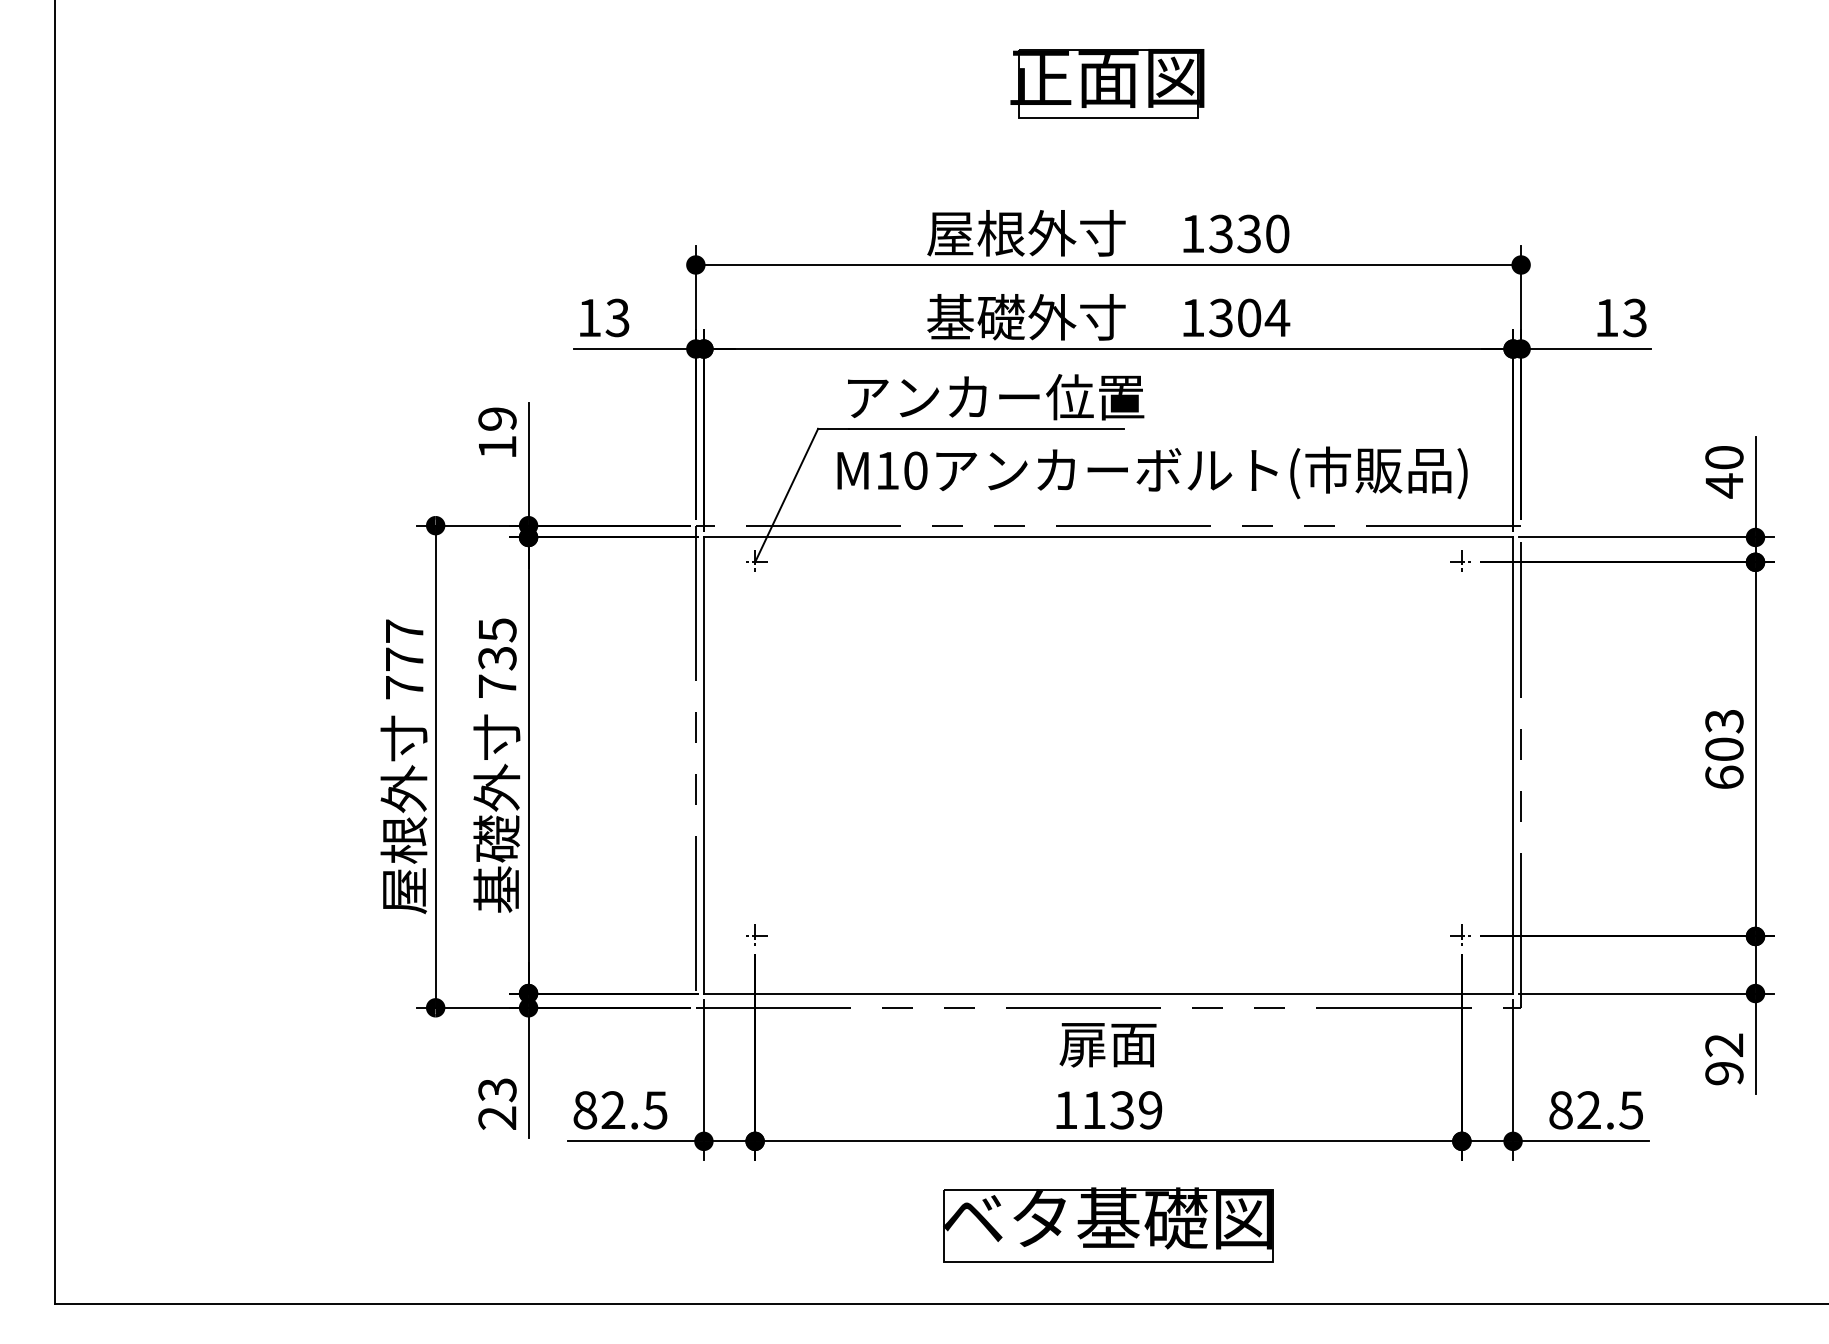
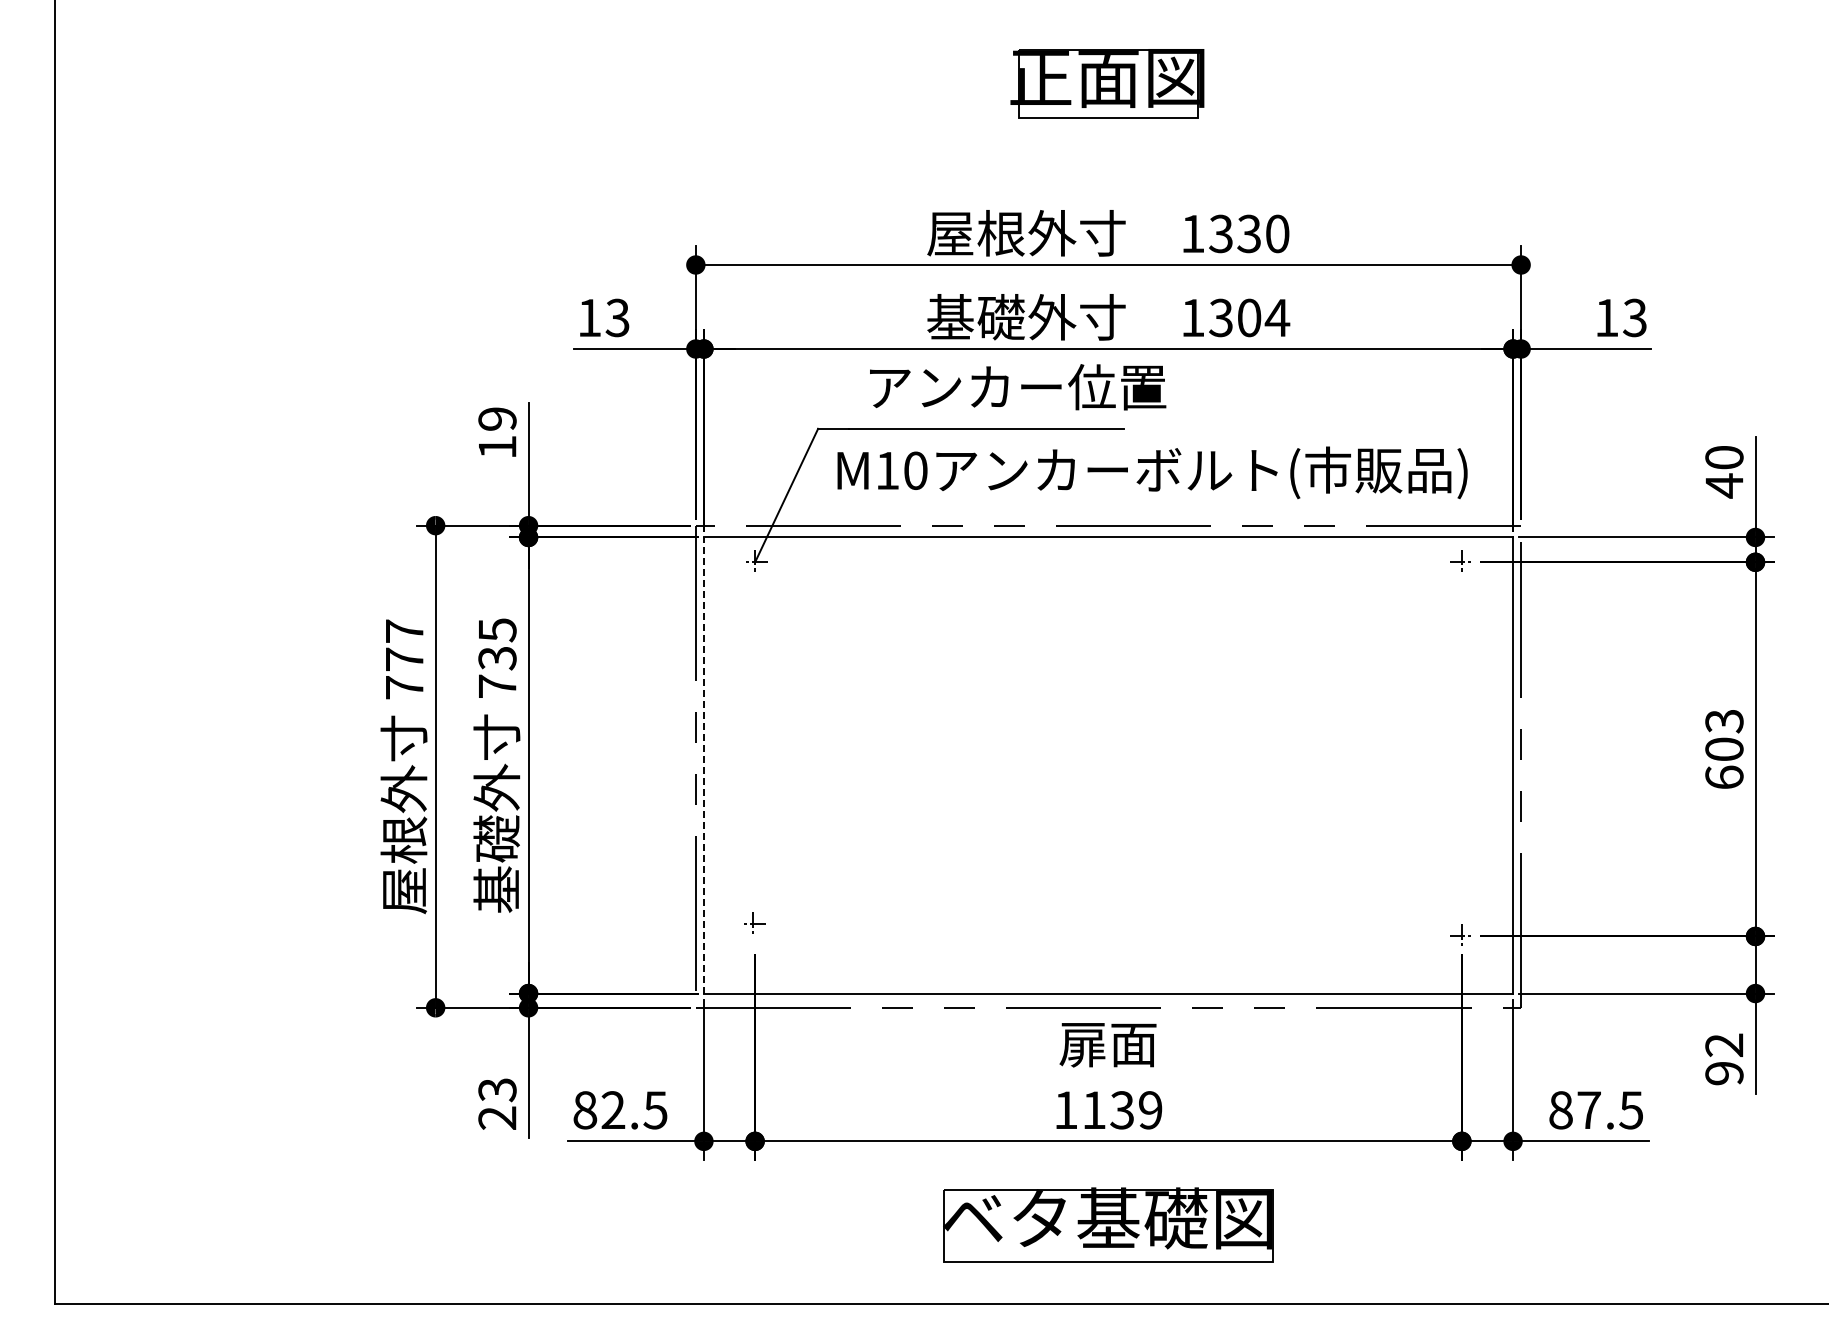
text position: (996, 397) -> (1018, 387) (1018, 387)
line: solid -> dashed (703, 765)
part position: (756, 934) -> (754, 922) (754, 922)
text: 82.5 -> 87.5 (1588, 1109)
